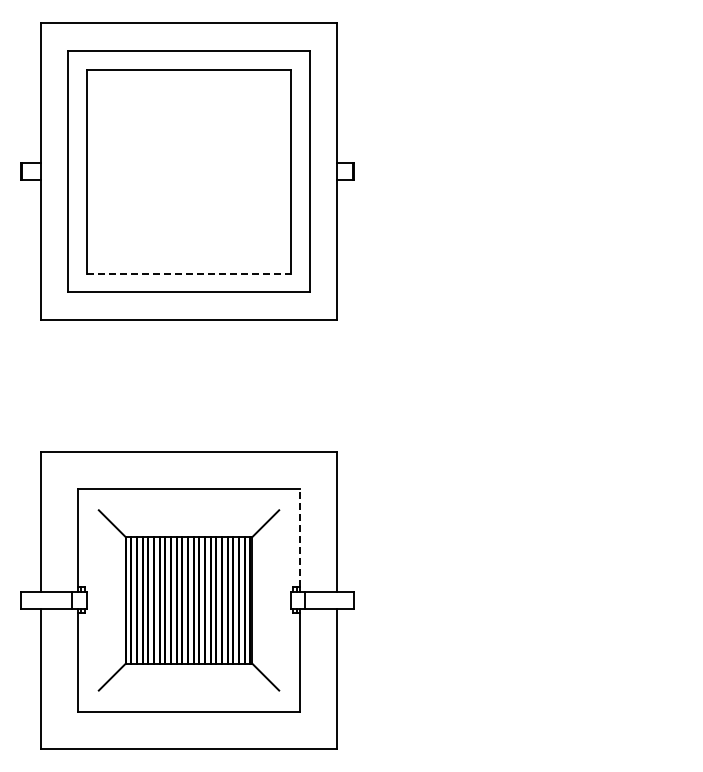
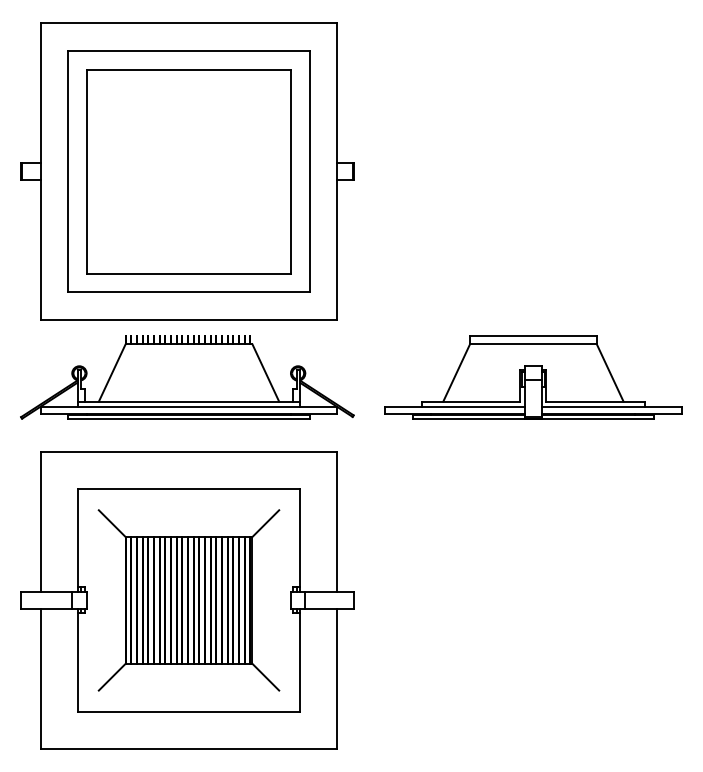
line: dashed -> solid (189, 273)
part: none -> present (187, 377)
part: none -> present (533, 377)
line: dashed -> solid (300, 537)
